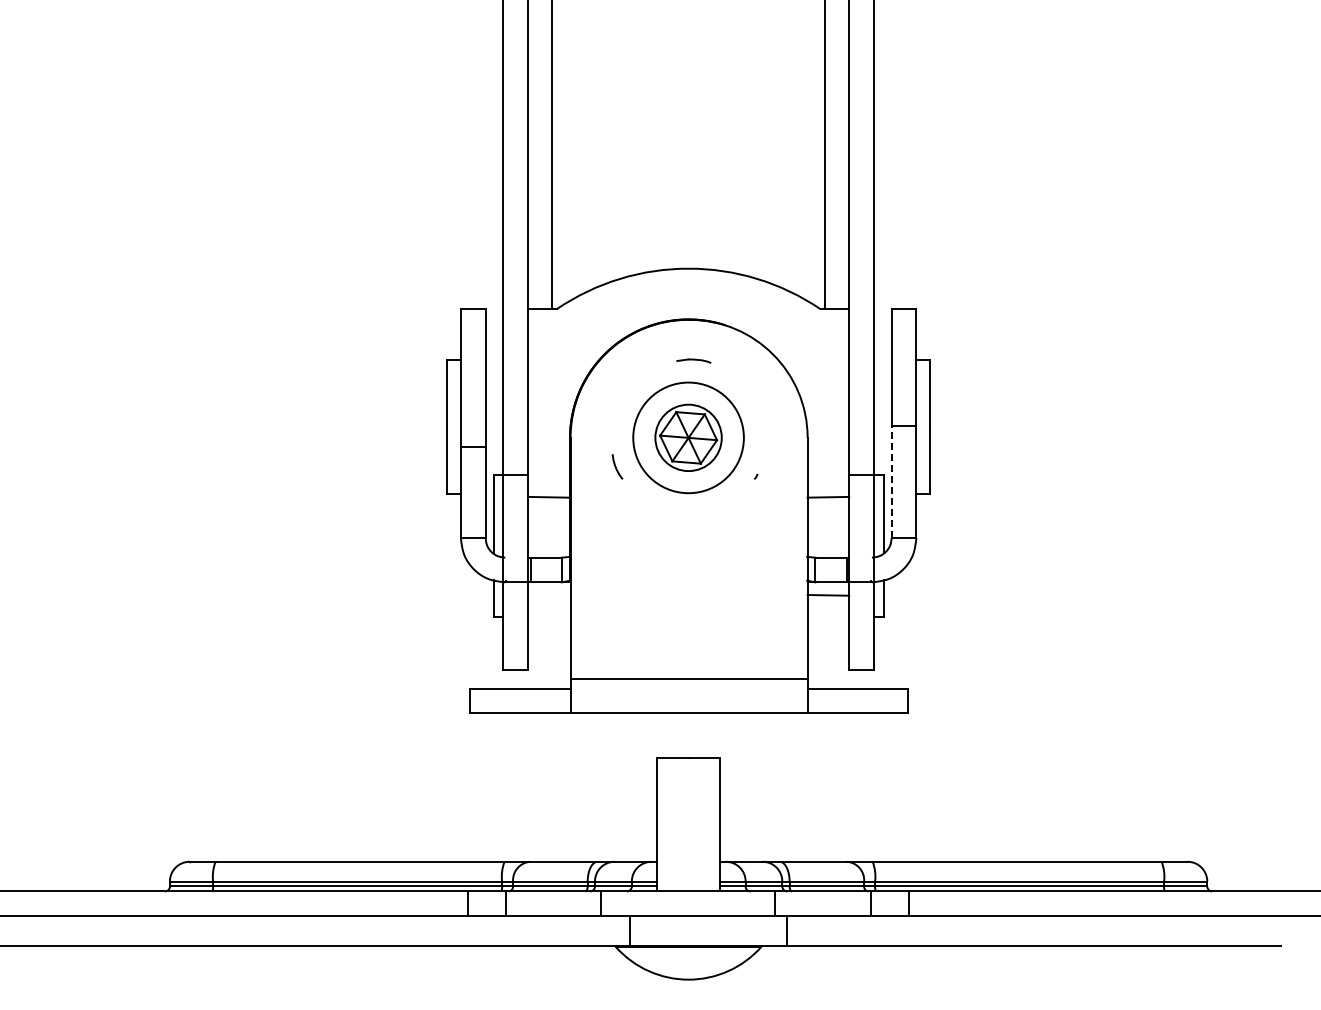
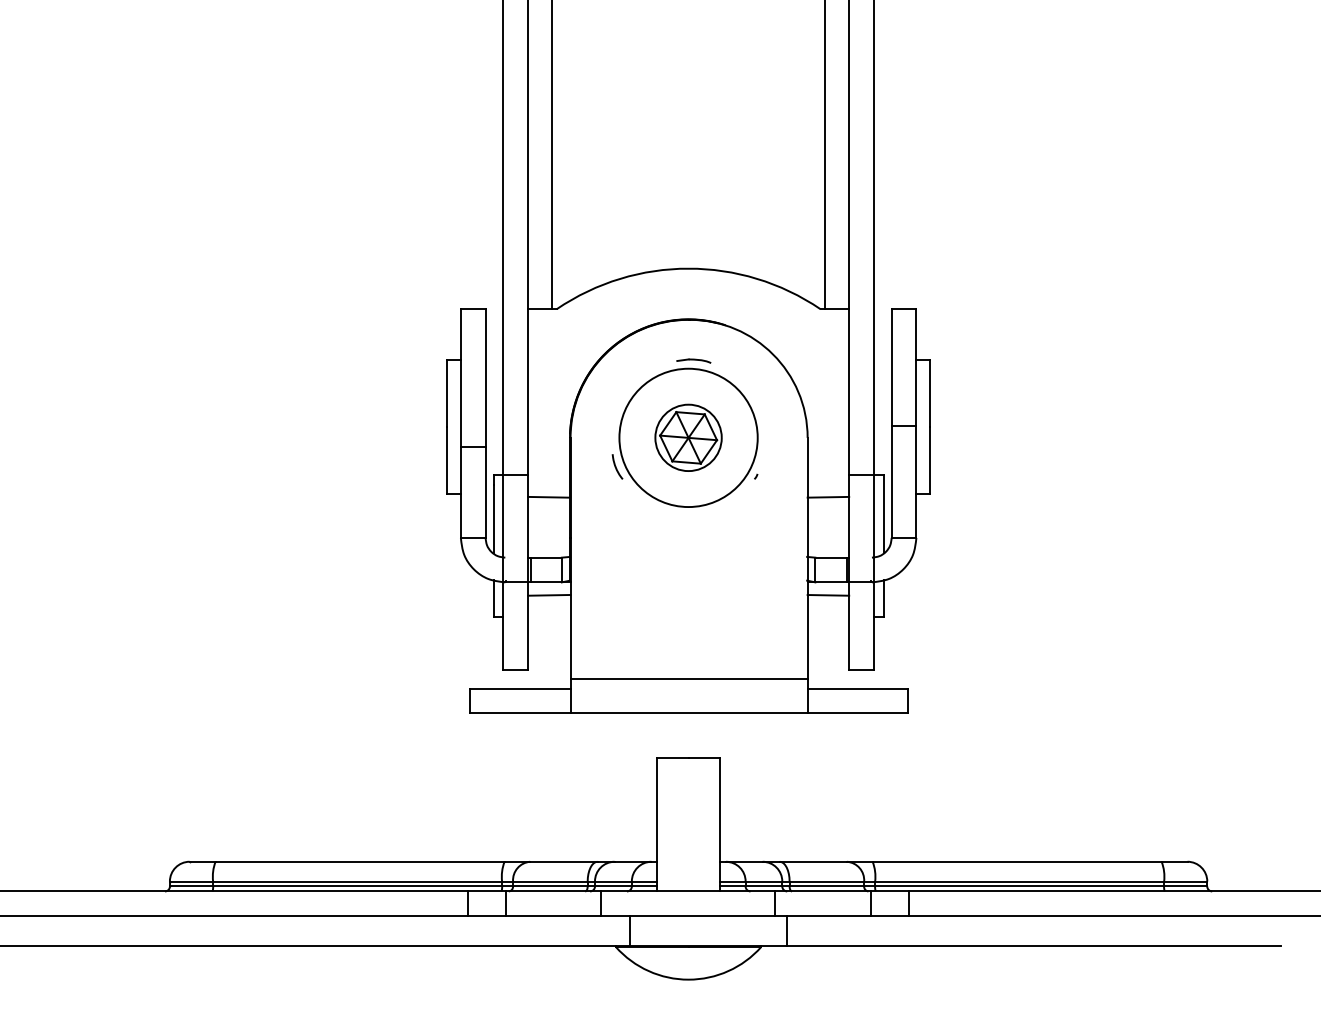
circle diameter: 111 px -> 138 px (688, 437)
line: dashed -> solid (891, 482)
line: none -> present (549, 594)
